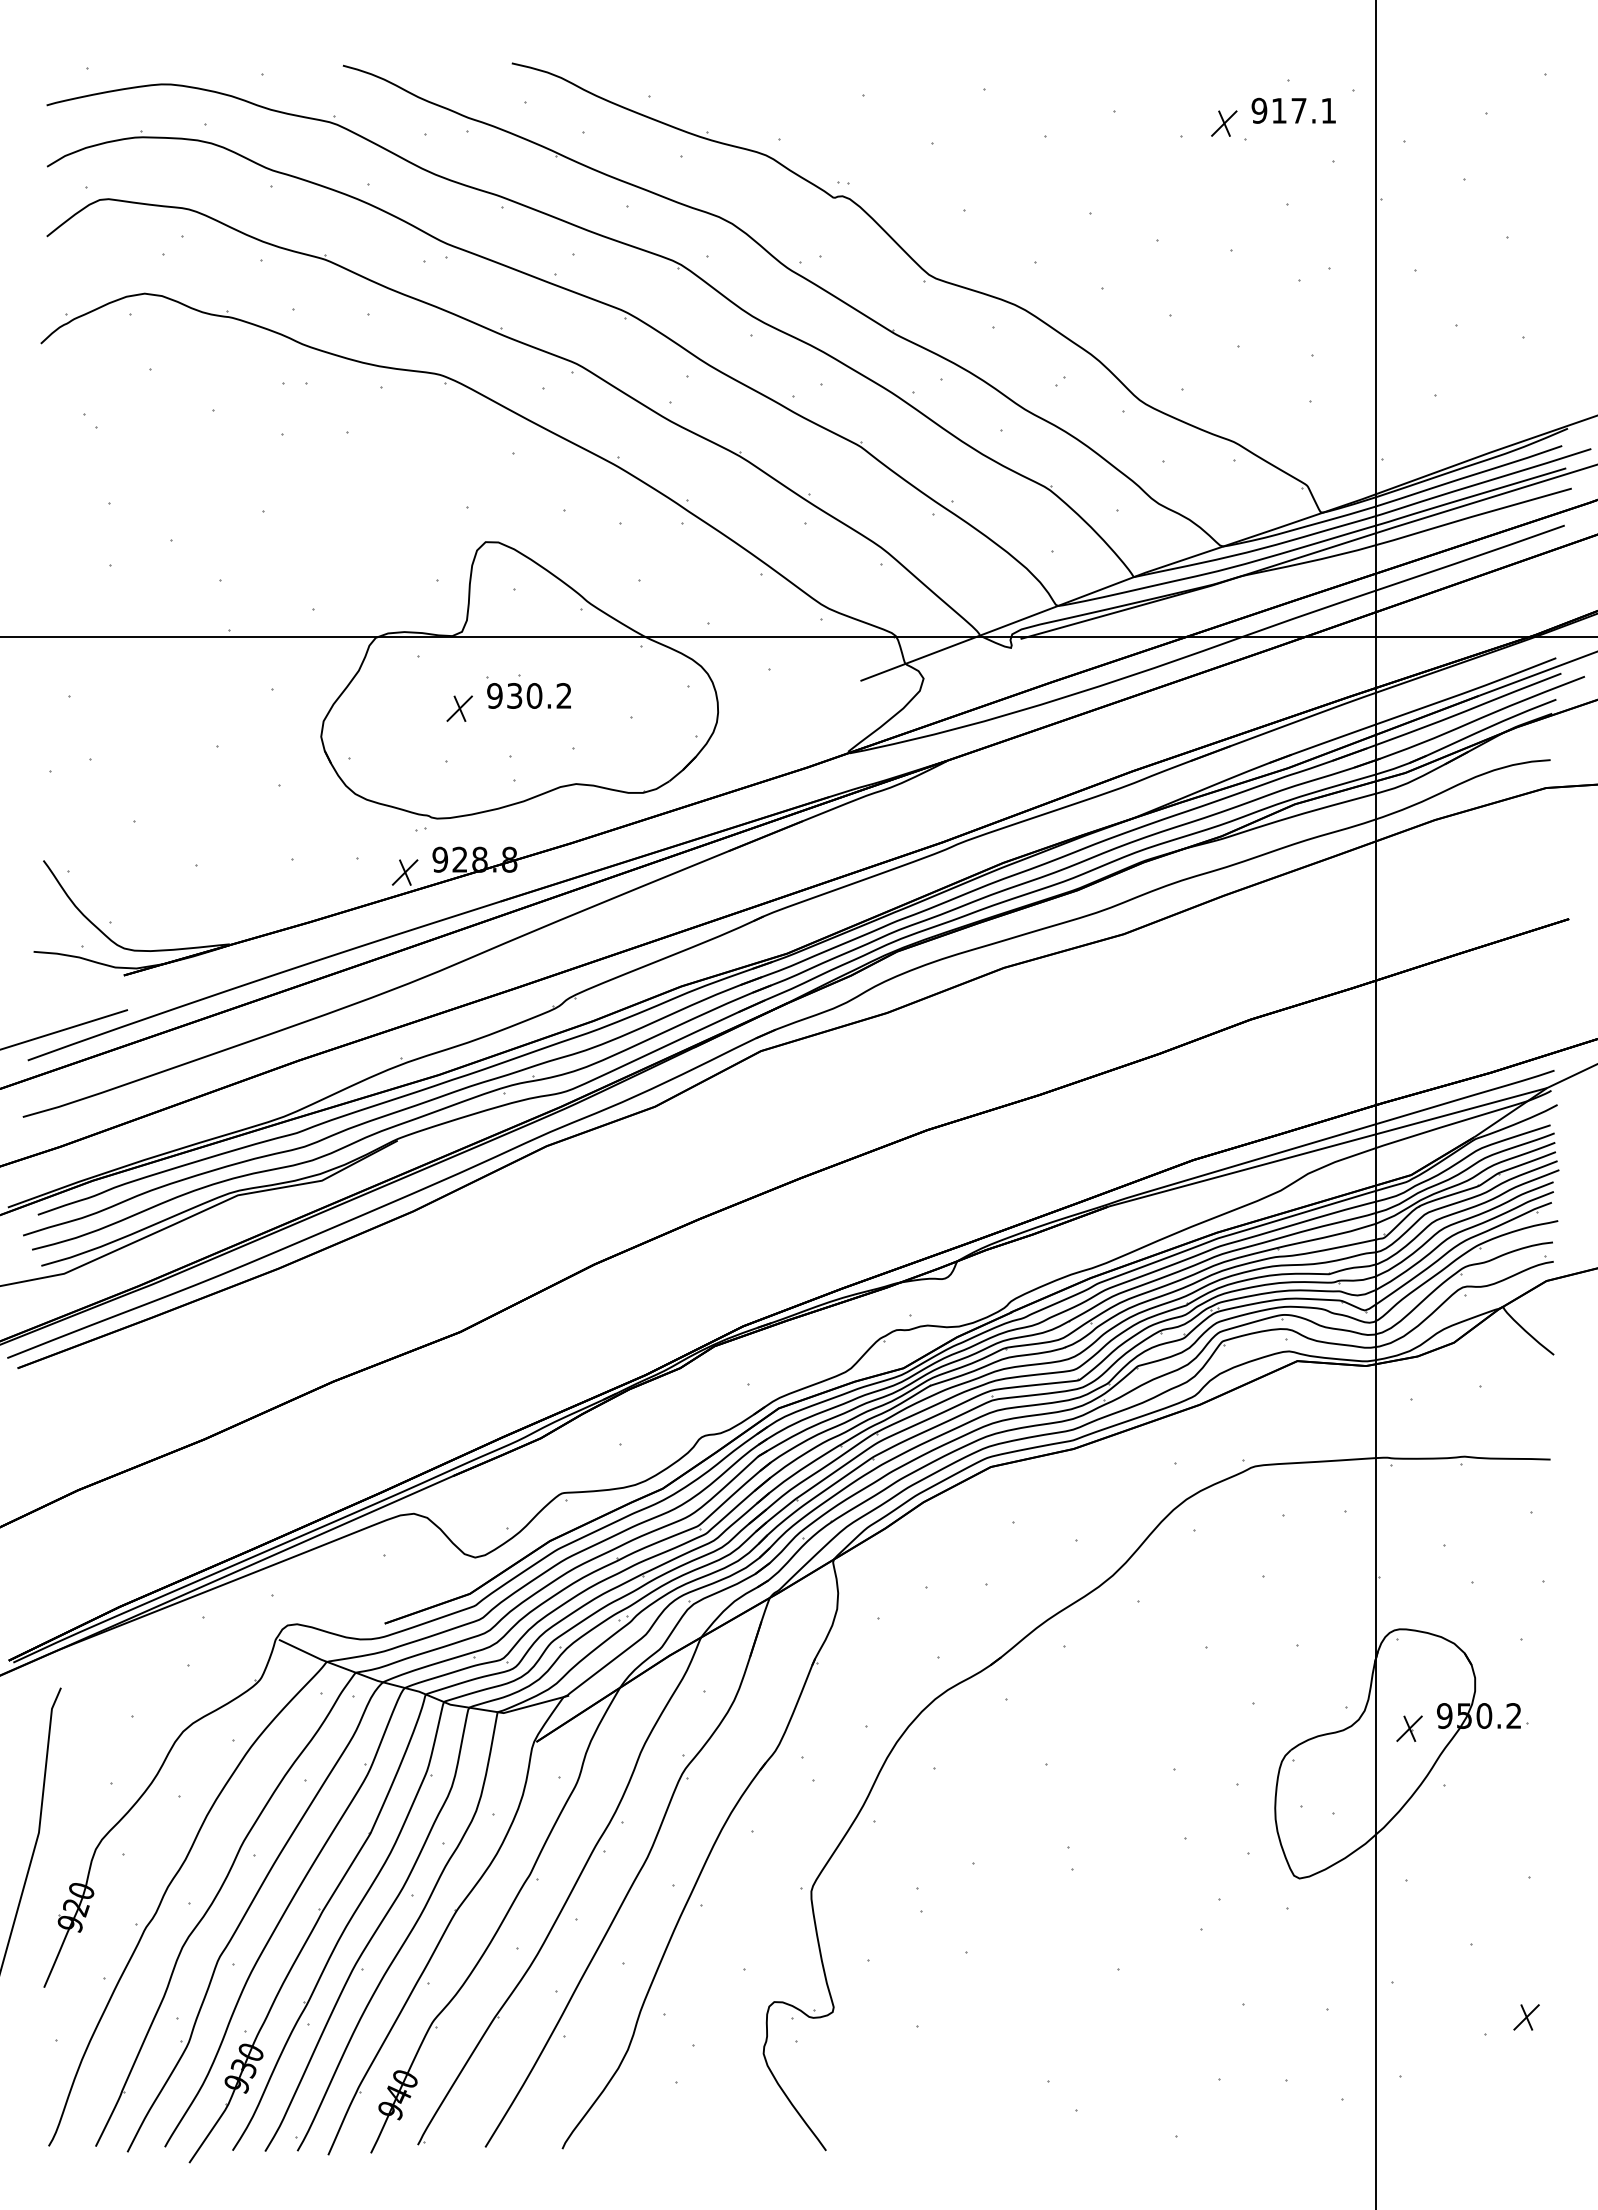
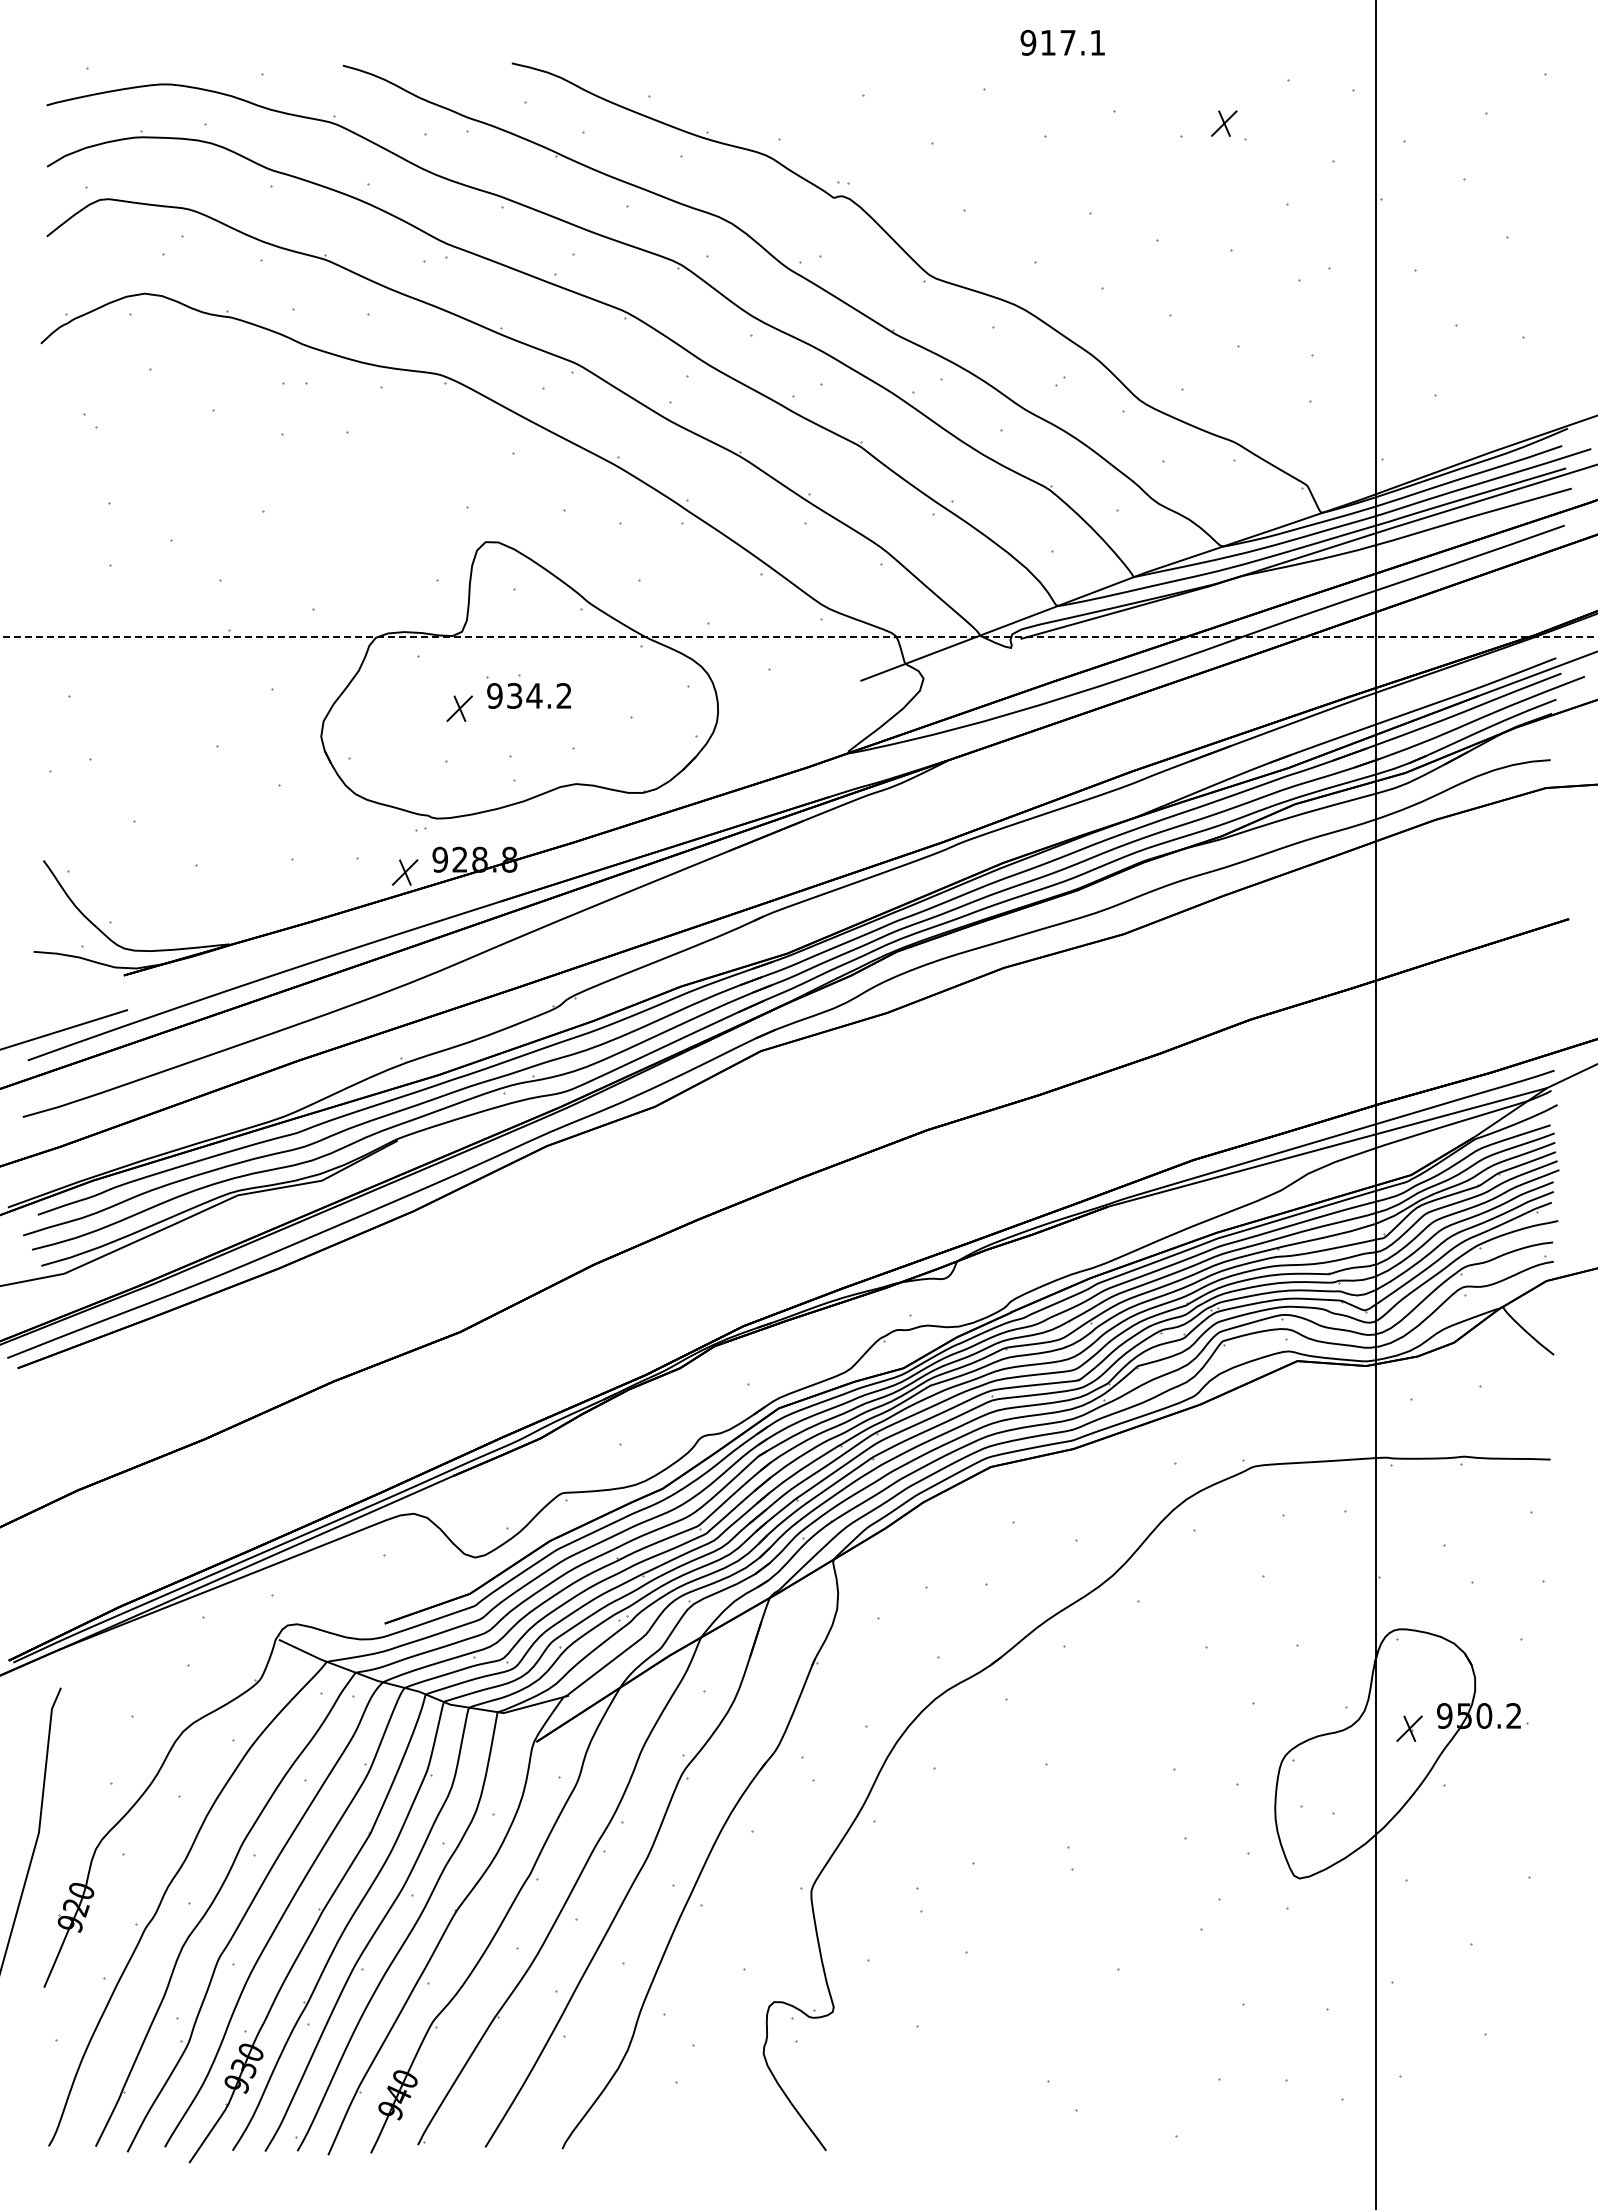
text position: (1293, 110) -> (1062, 42) (1062, 42)
line: solid -> dashed (798, 637)
text: 930.2 -> 934.2 (534, 695)
part: present -> none (1526, 2017)
